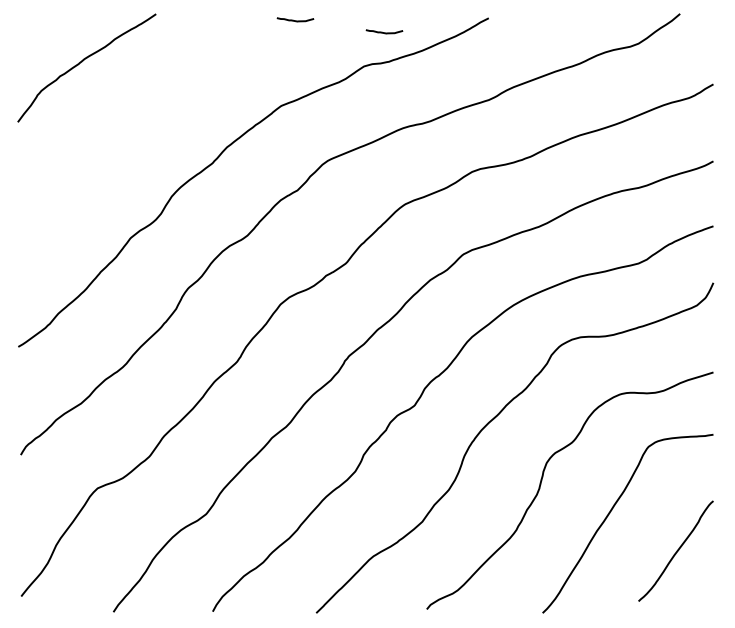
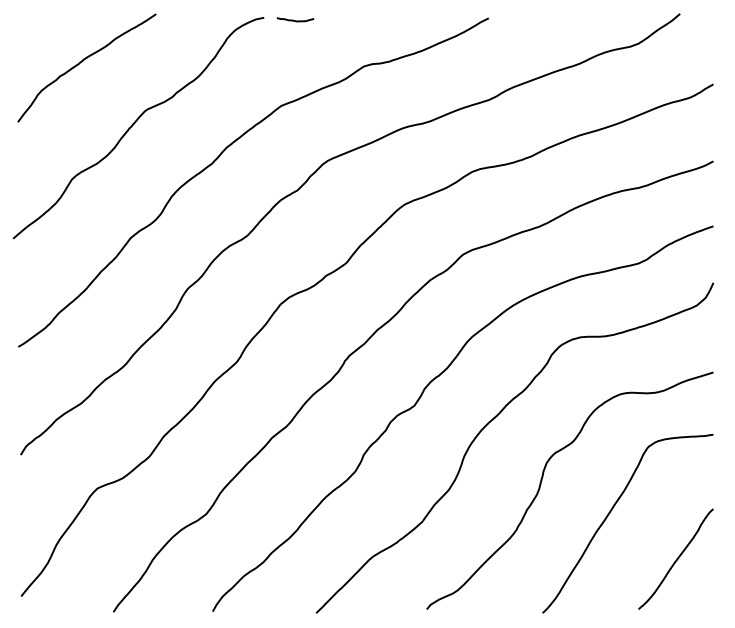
curve: present -> none (384, 32)
curve: none -> present (134, 124)
curve position: (676, 550) -> (676, 558) (676, 558)
